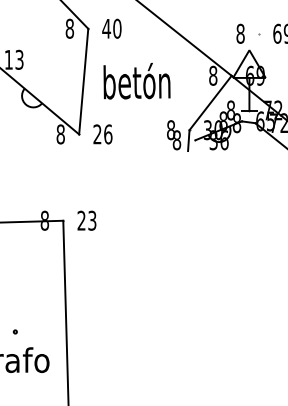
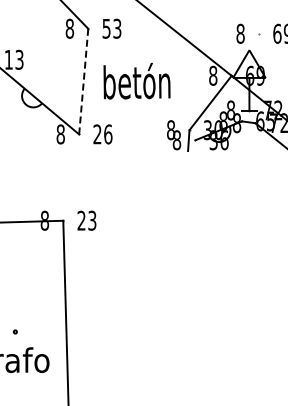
text: 40 -> 53 (111, 28)
line: solid -> dashed (83, 82)
